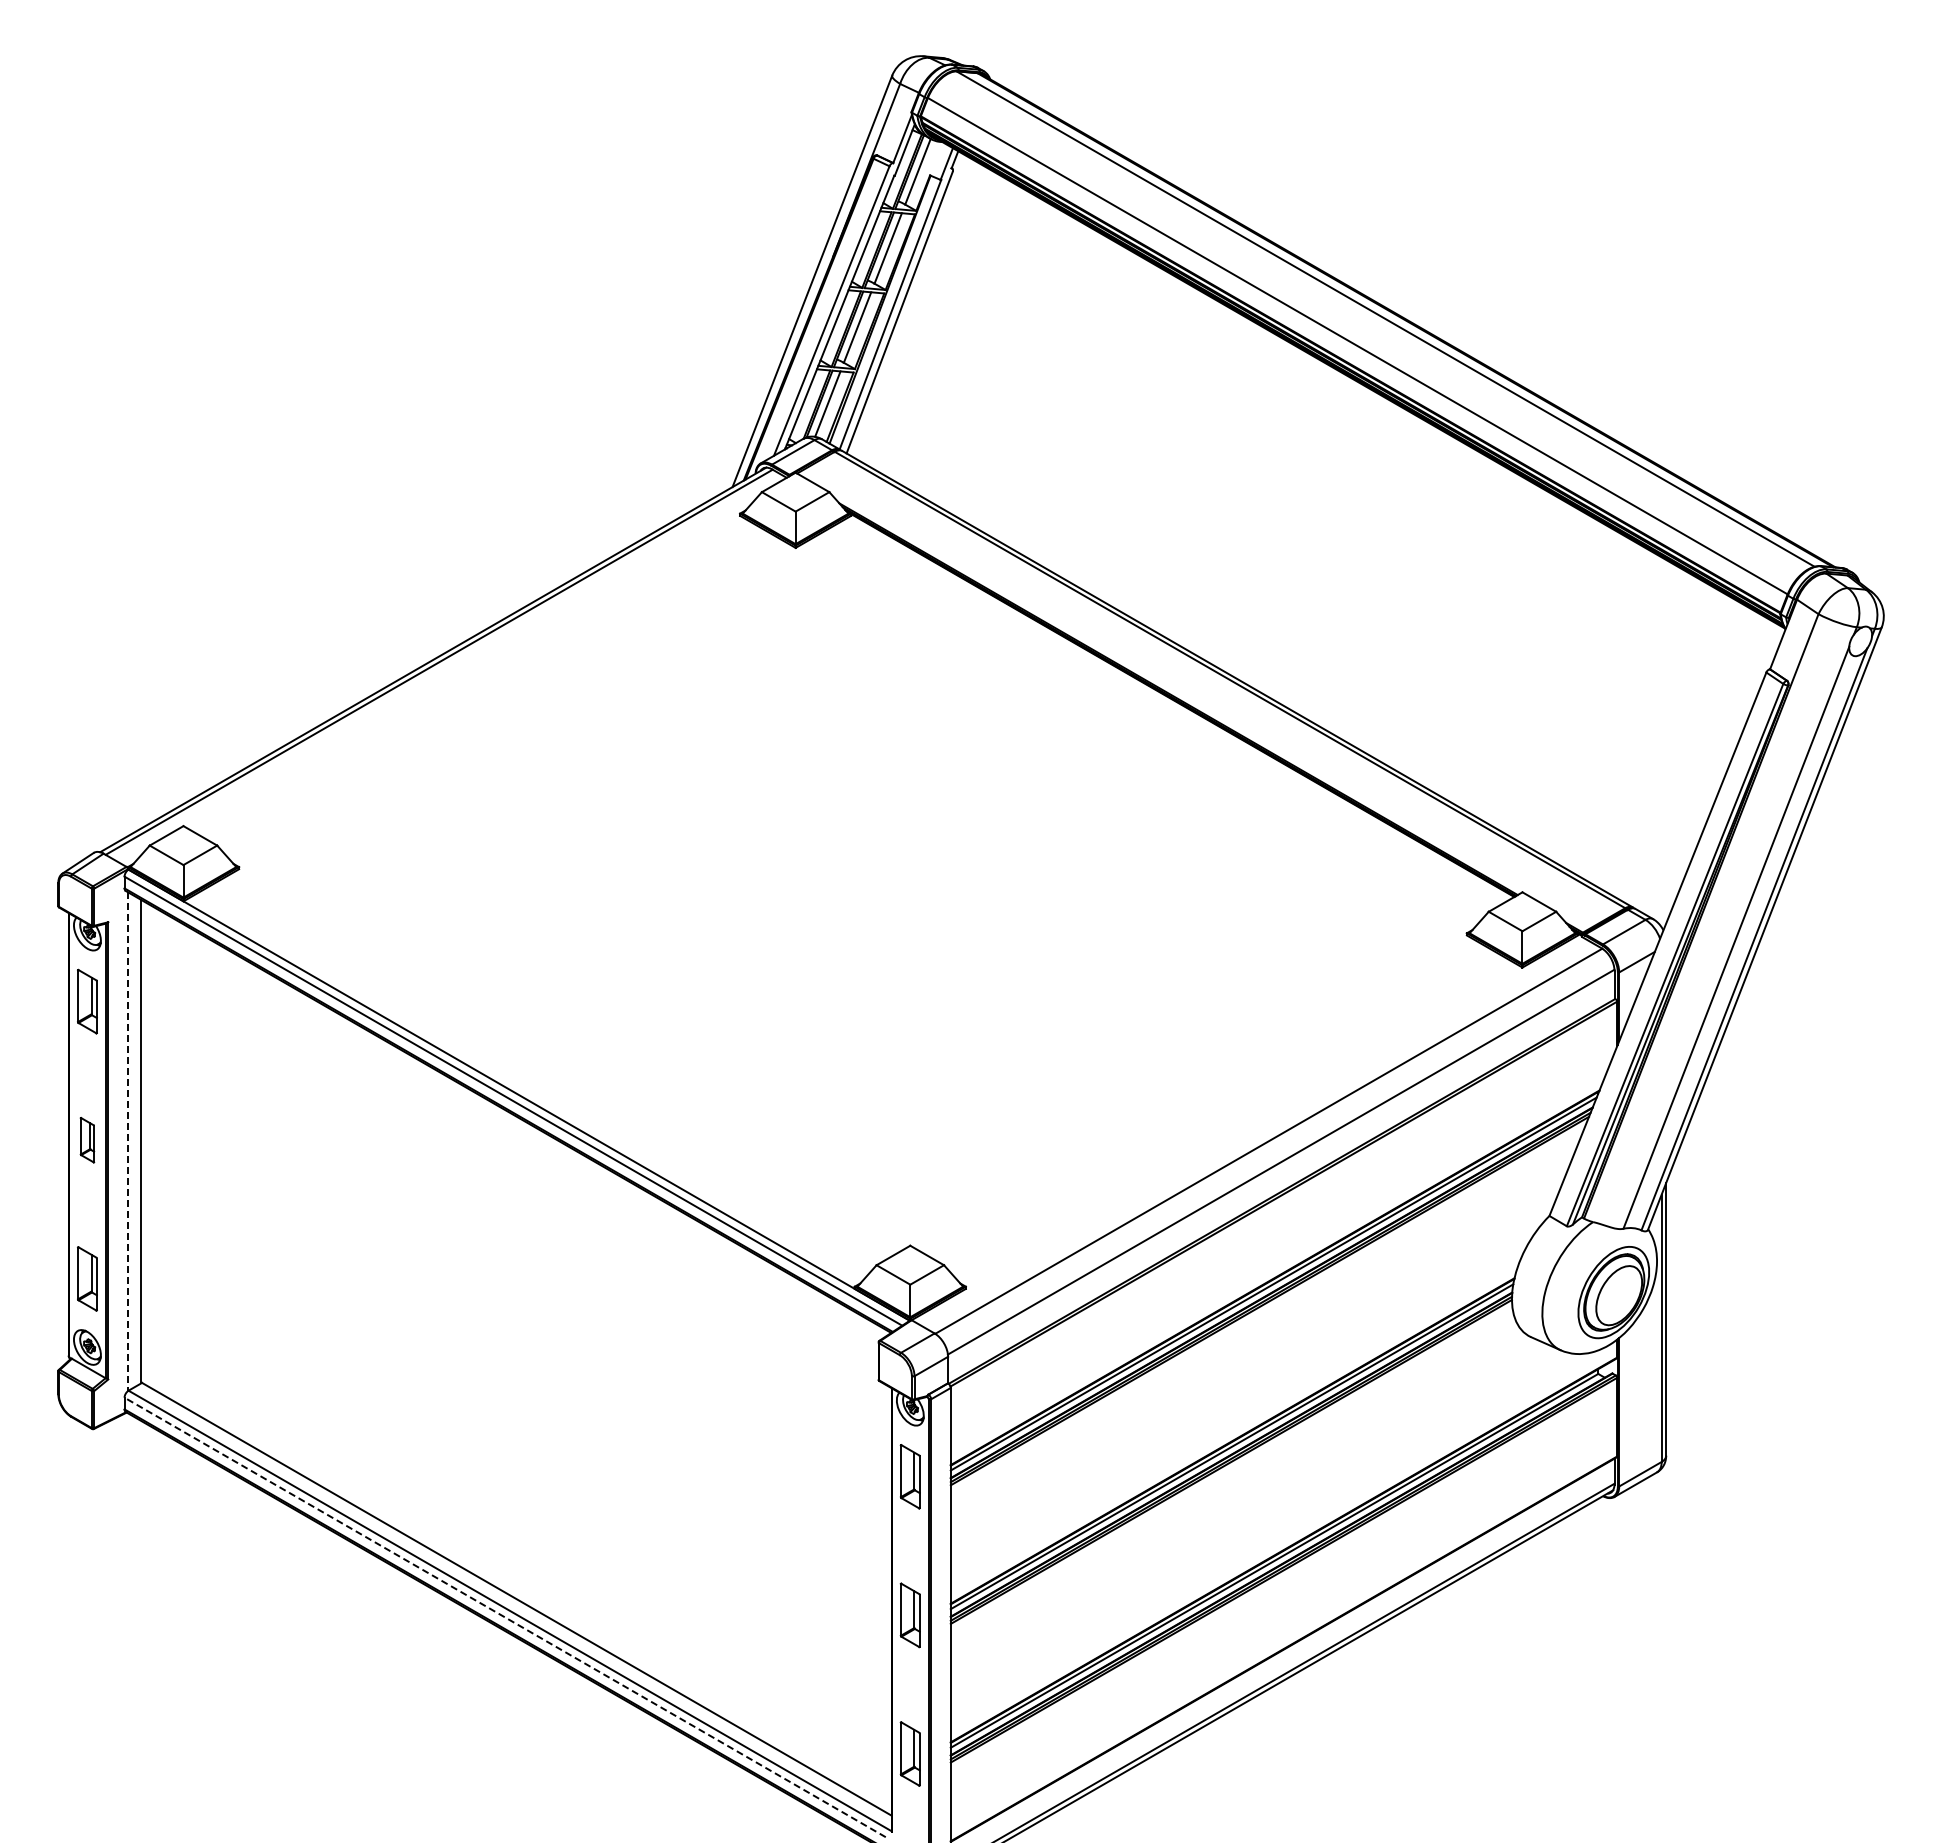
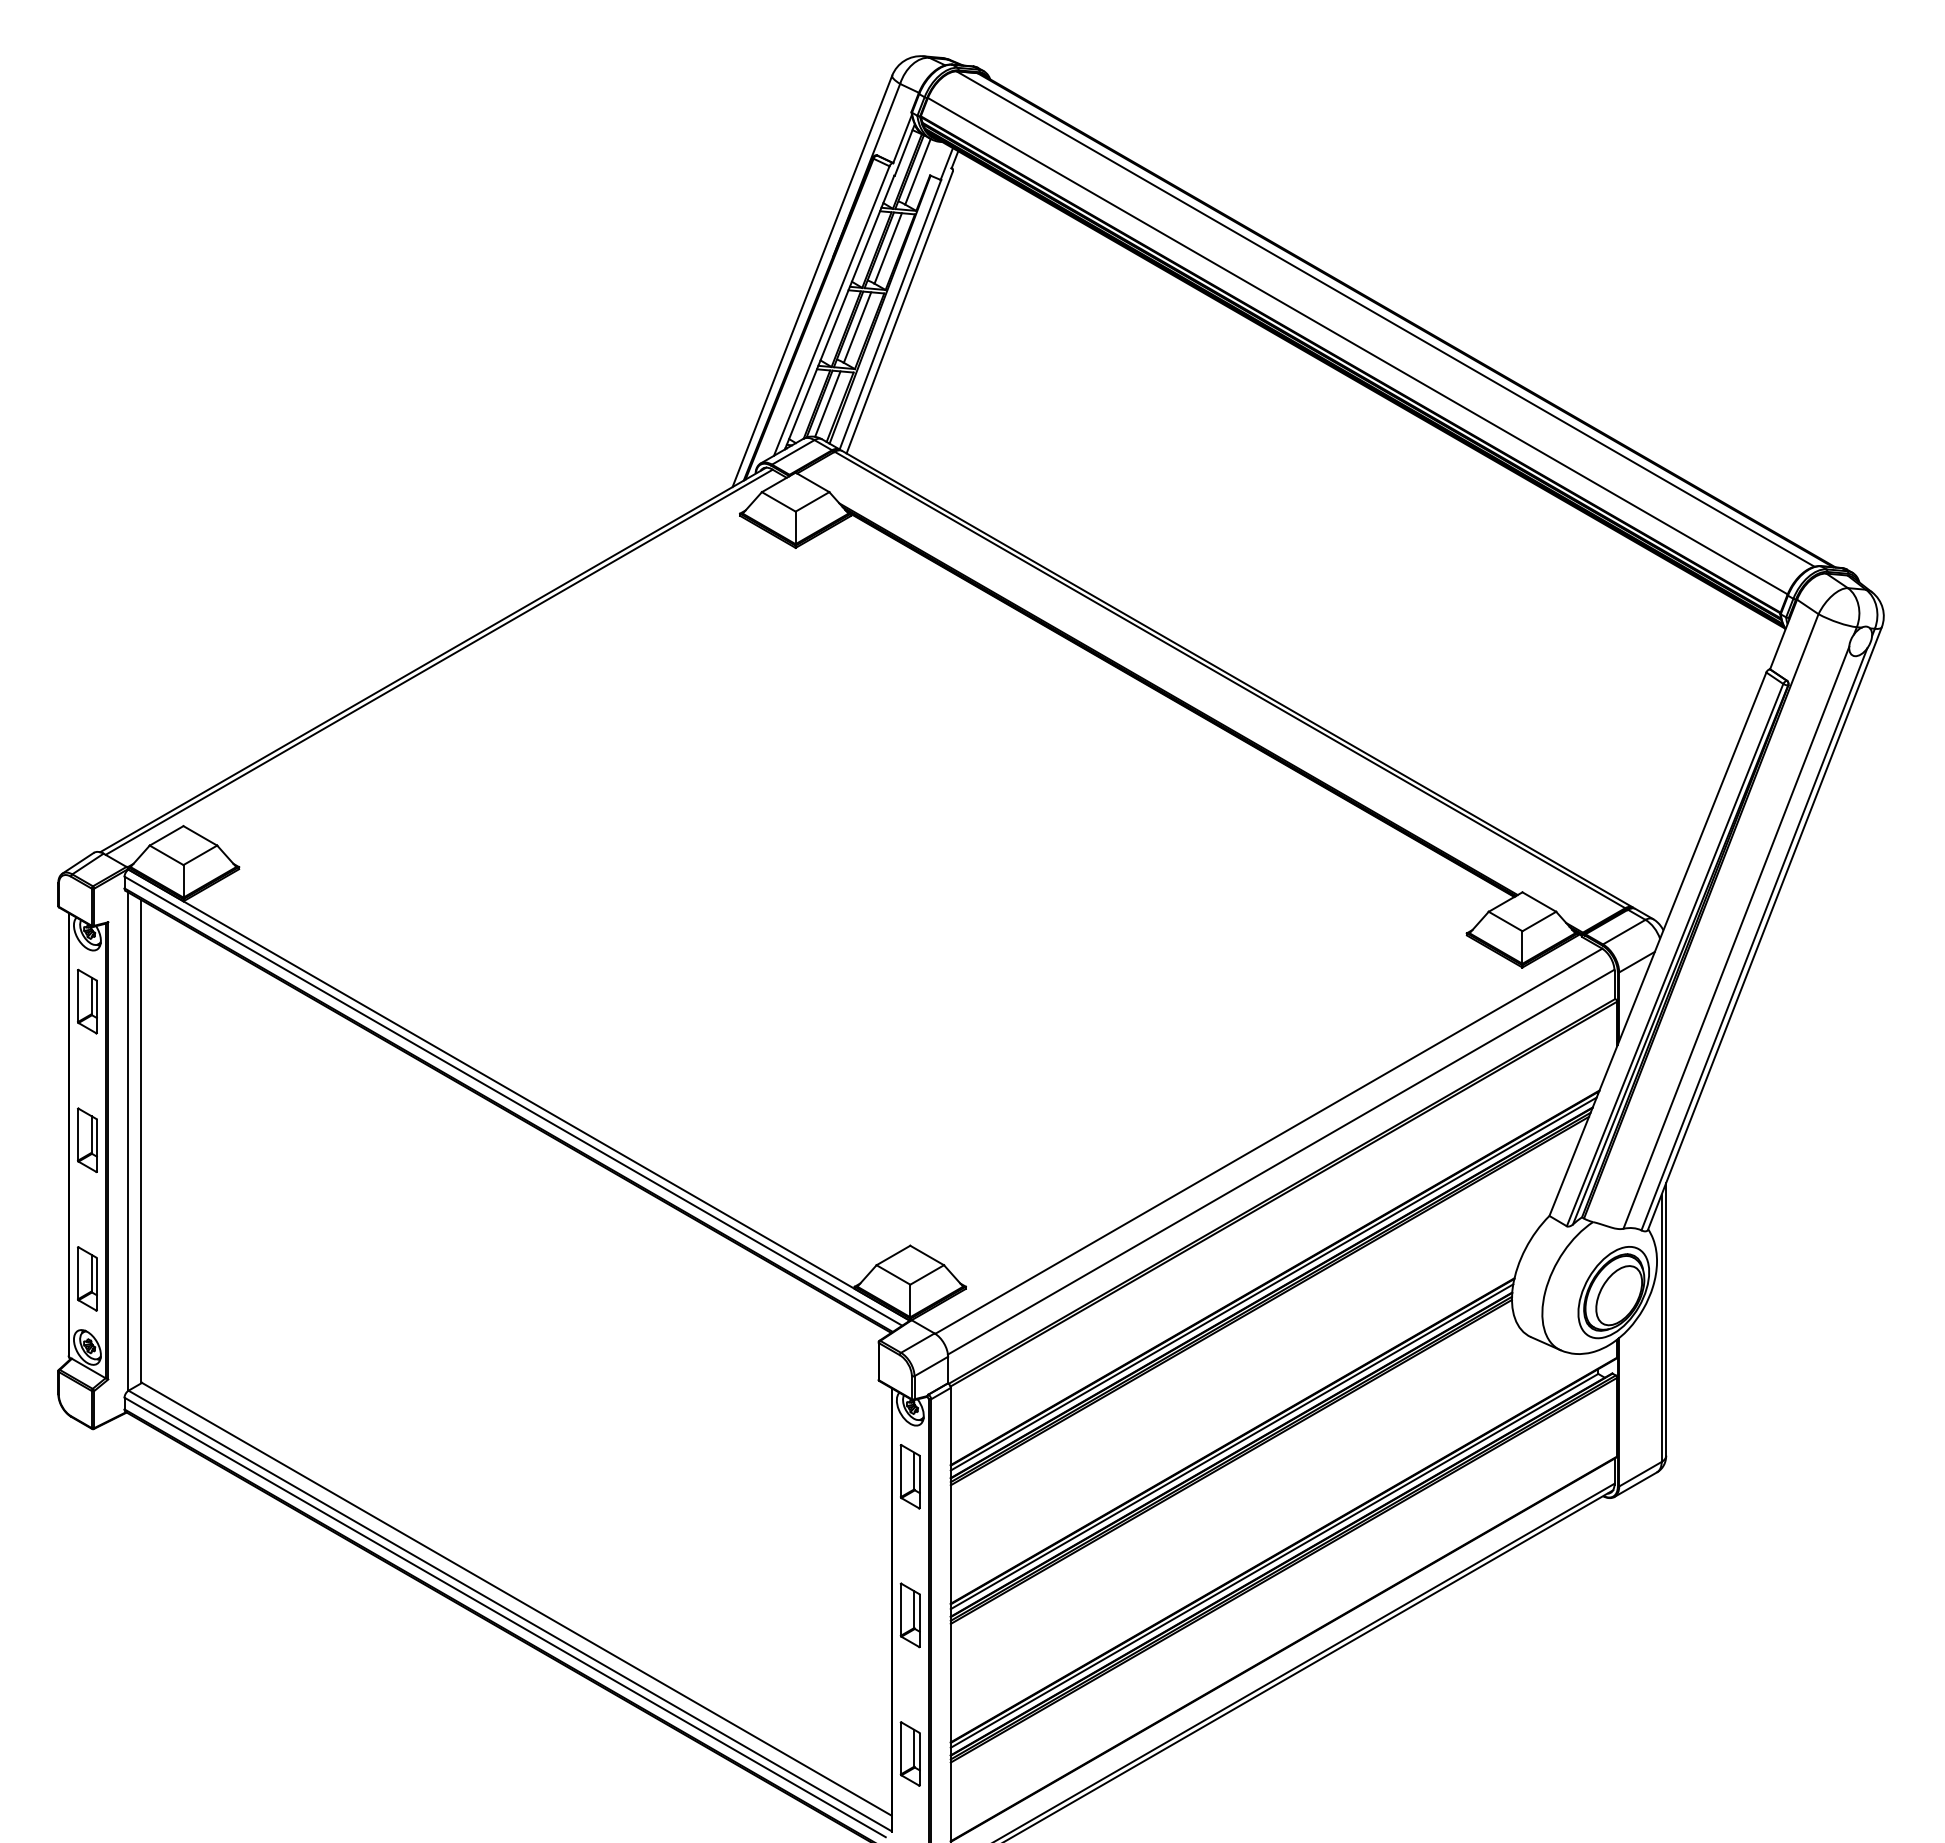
part size: 17x47 px -> 21x66 px (87, 1139)
line: dashed -> solid (127, 1142)
line: dashed -> solid (505, 1617)
